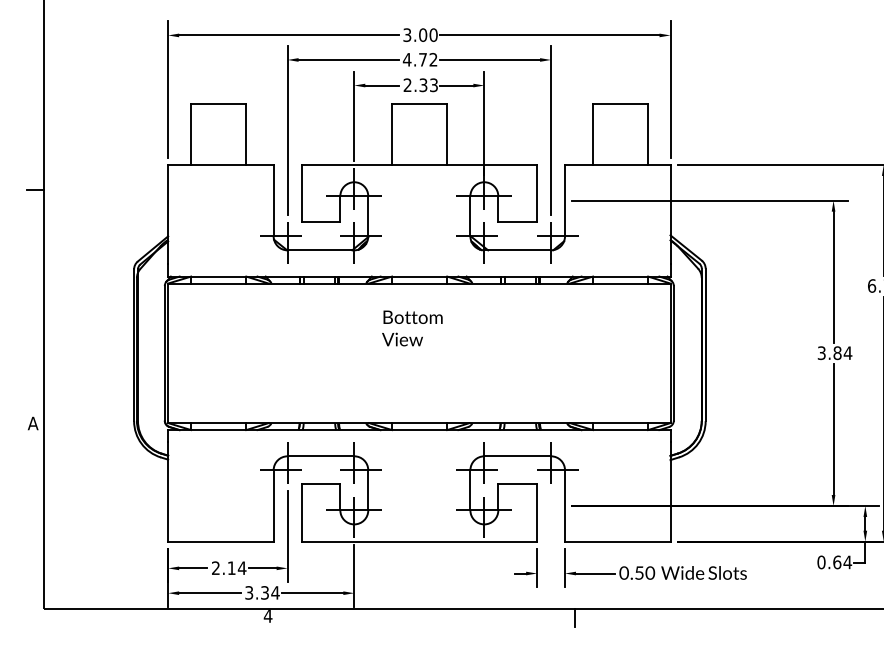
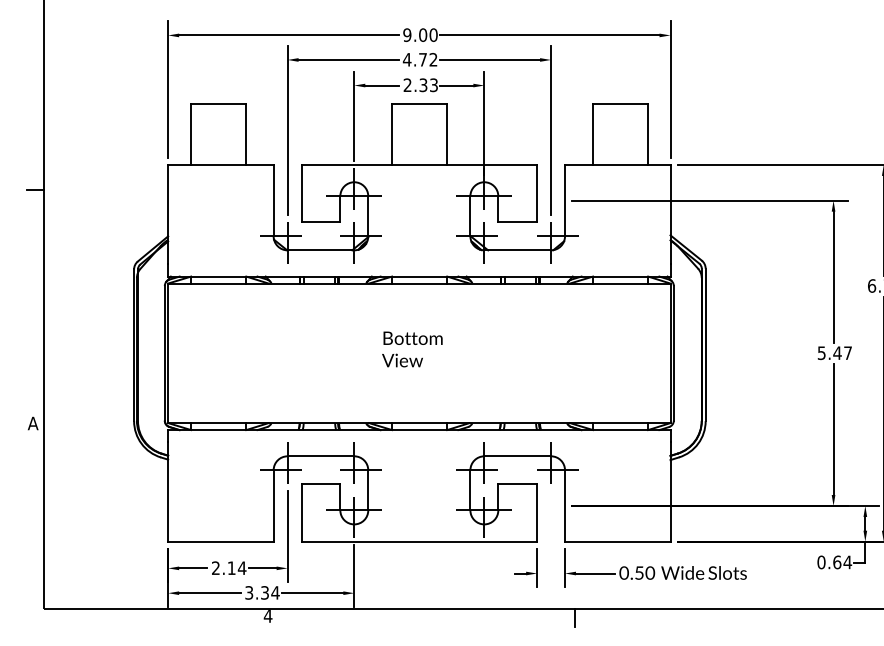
text: 3.00 -> 9.00 (407, 34)
text position: (412, 328) -> (412, 349) (412, 349)
text: 3.84 -> 5.47 (835, 353)
